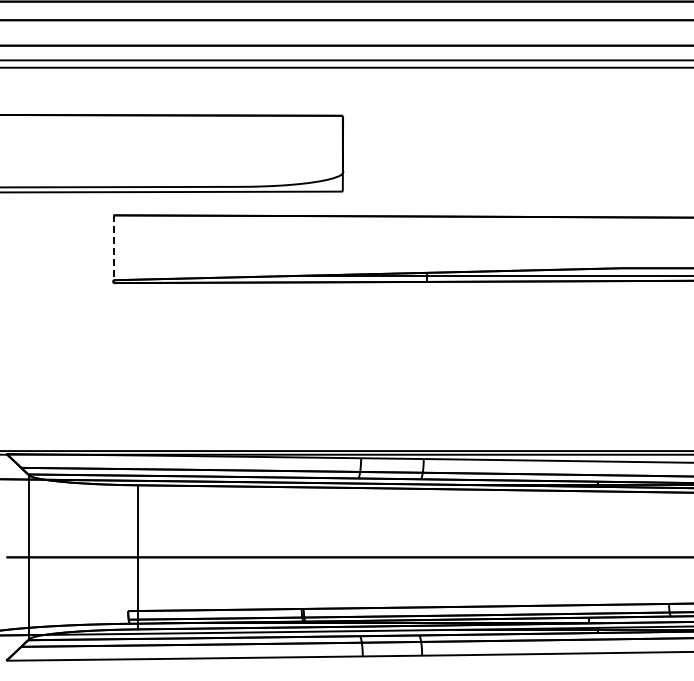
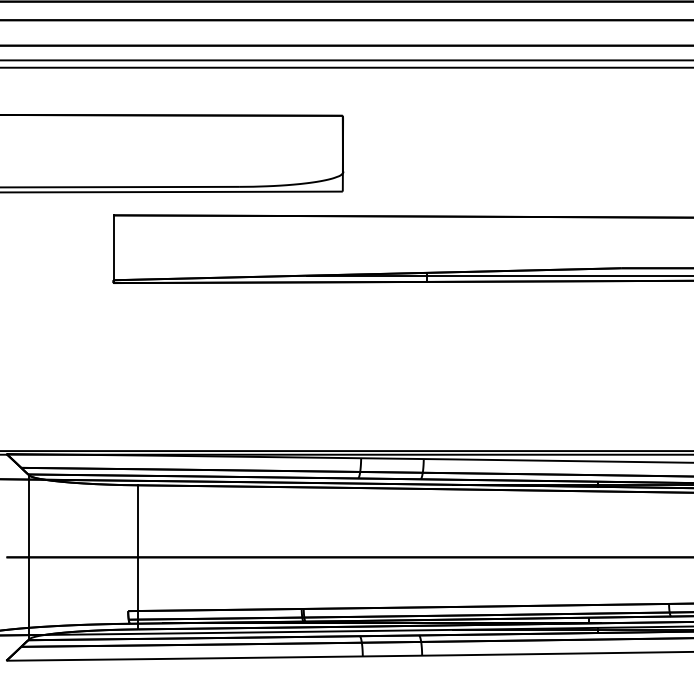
line: dashed -> solid (113, 249)
